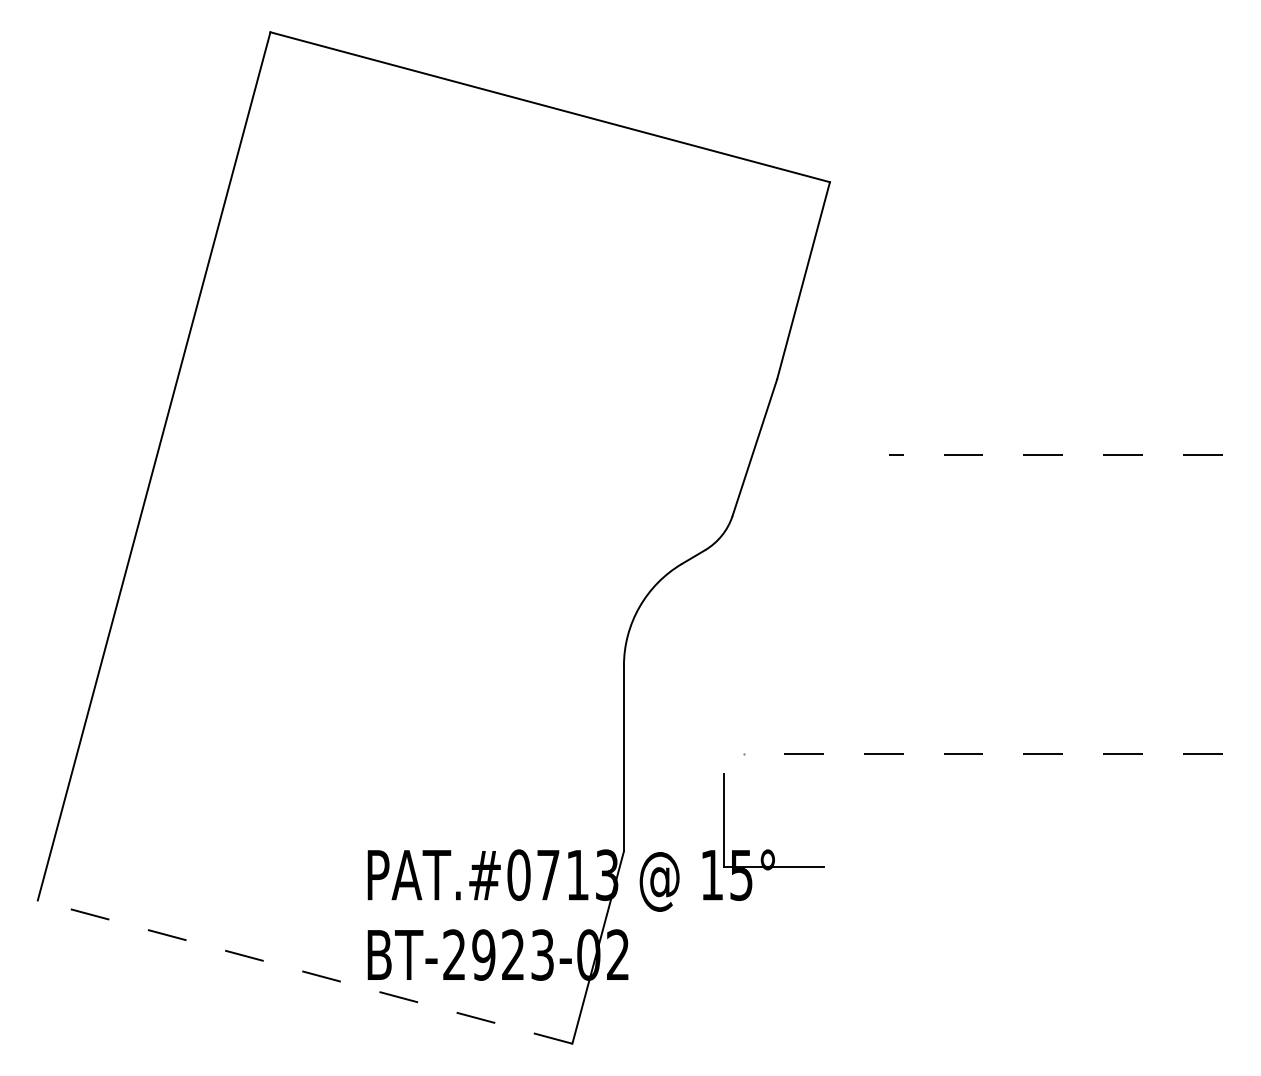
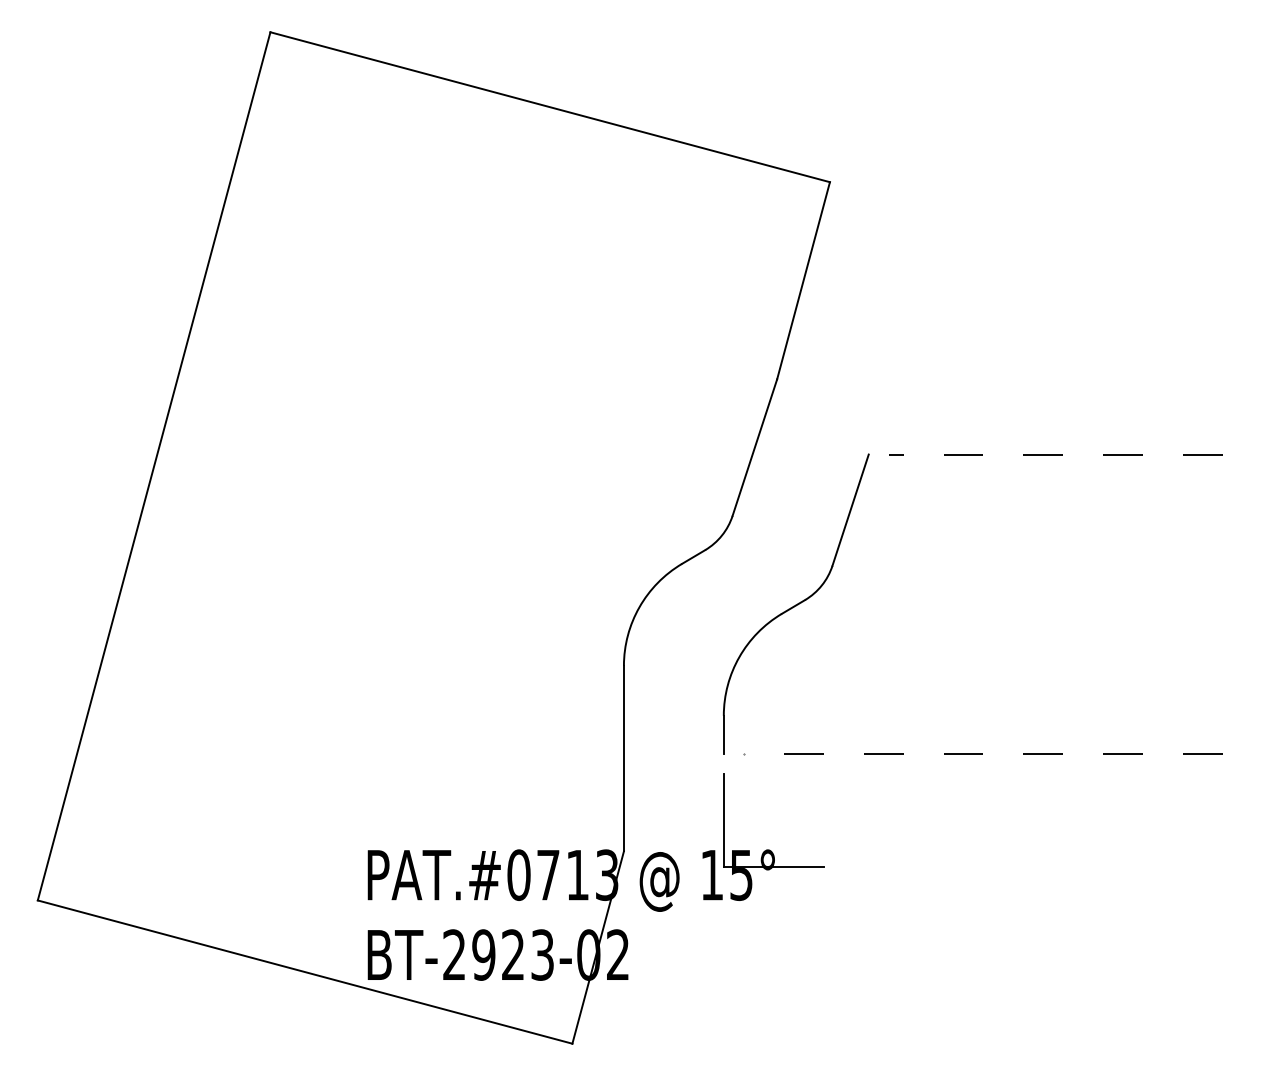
part: none -> present (795, 603)
line: dashed -> solid (305, 972)
